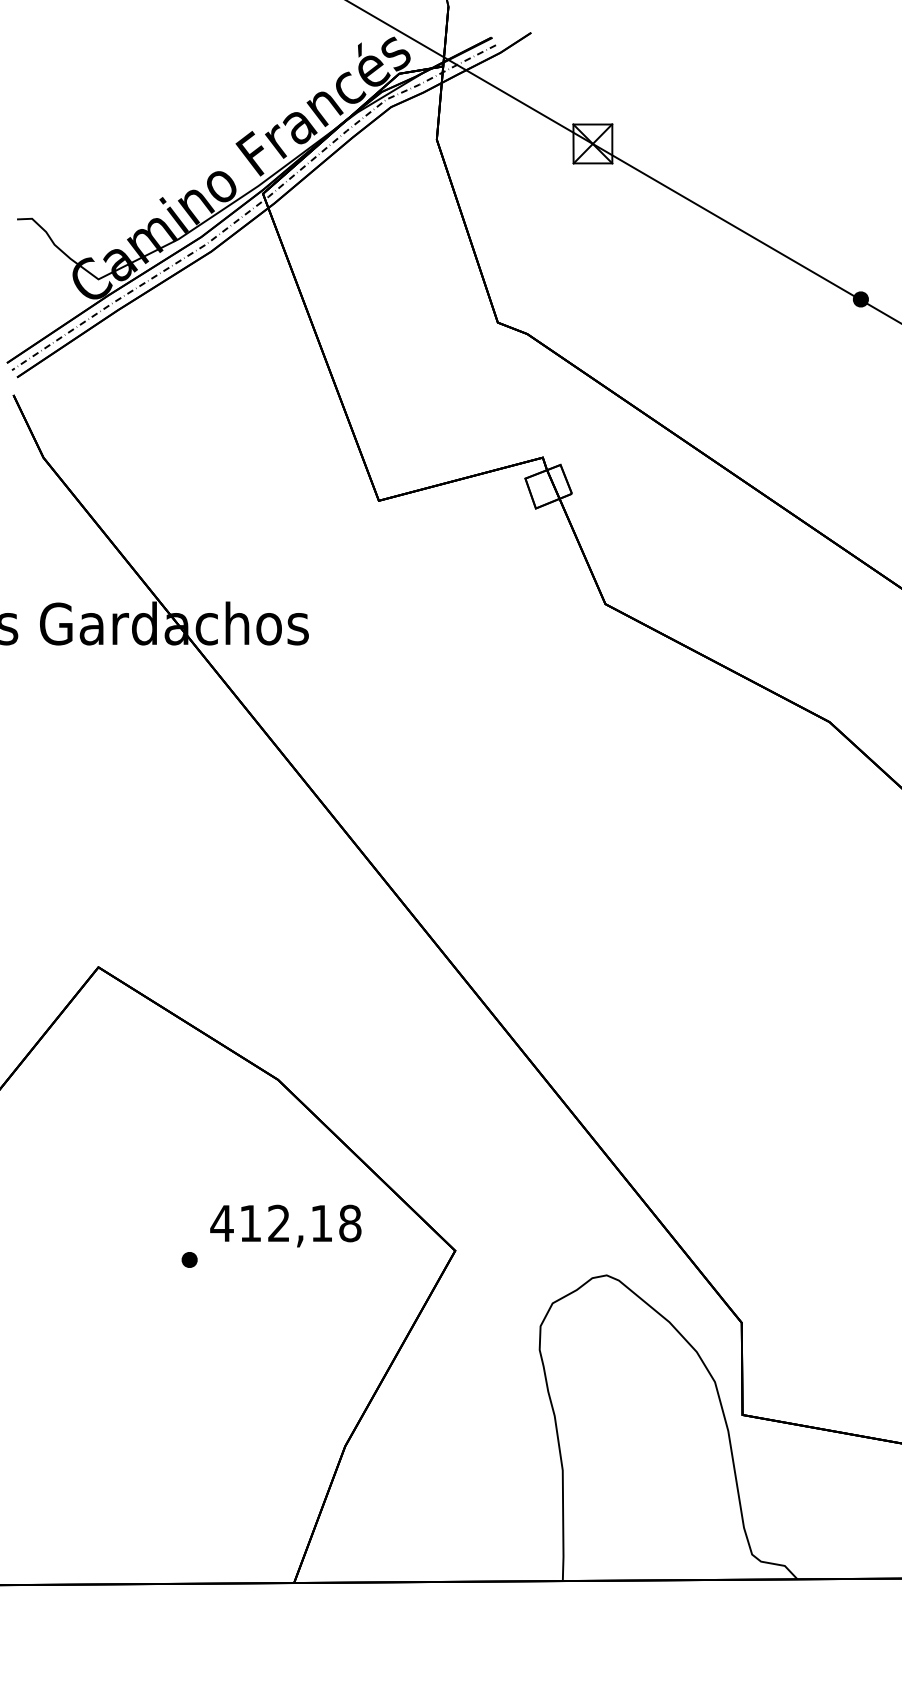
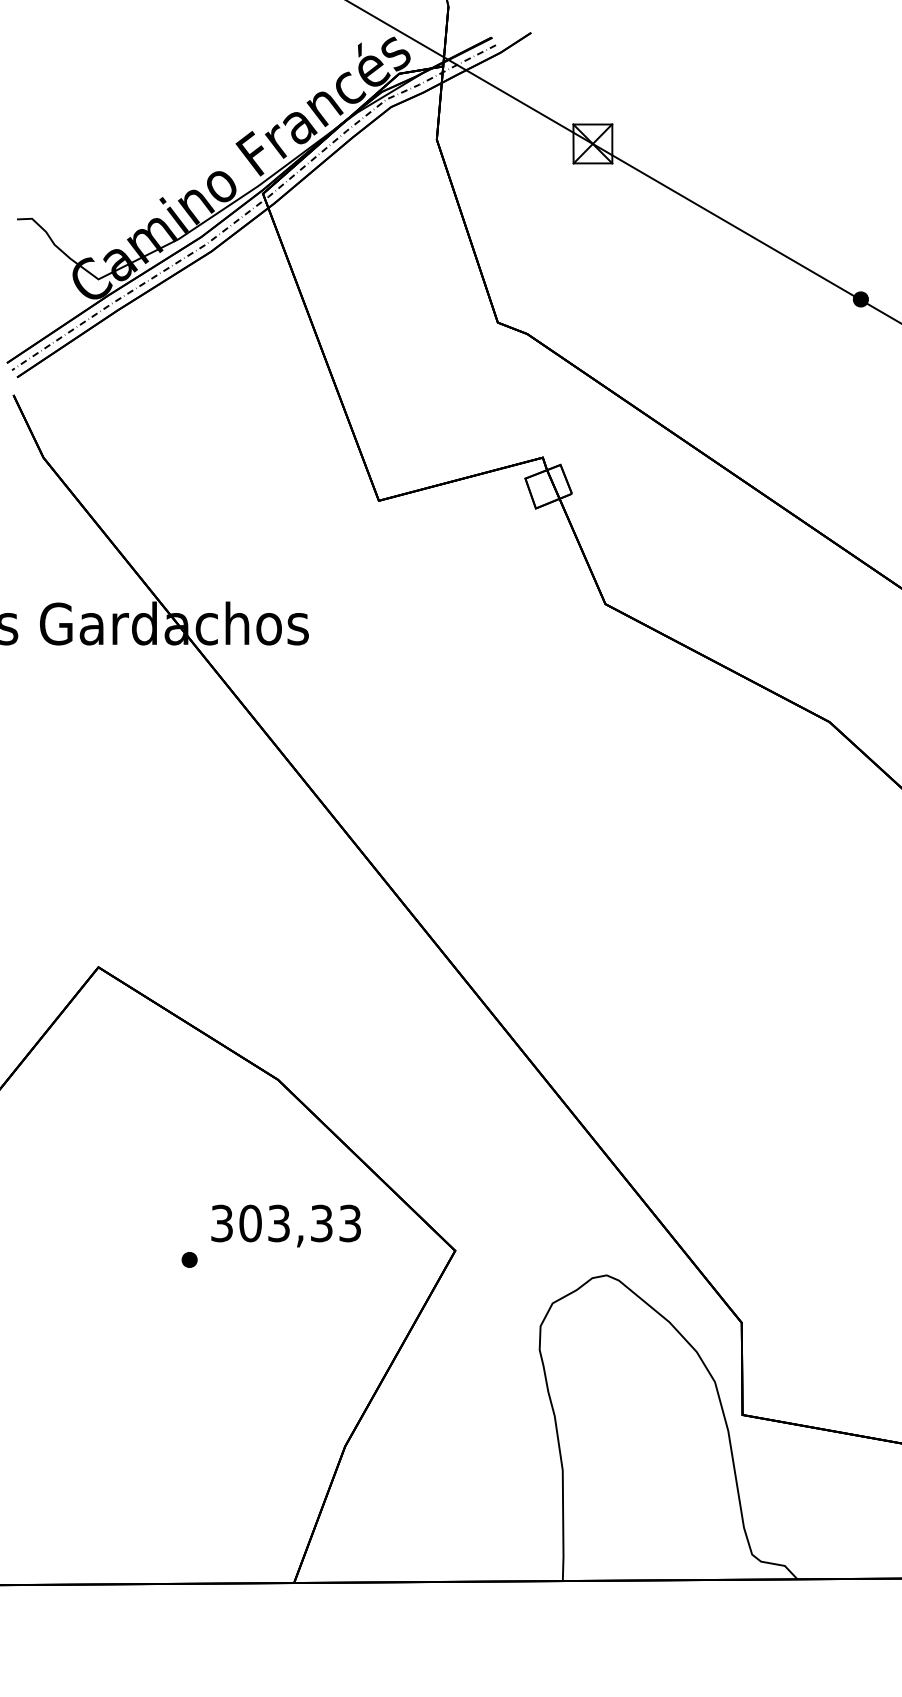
text: 412,18 -> 303,33 (285, 1223)
